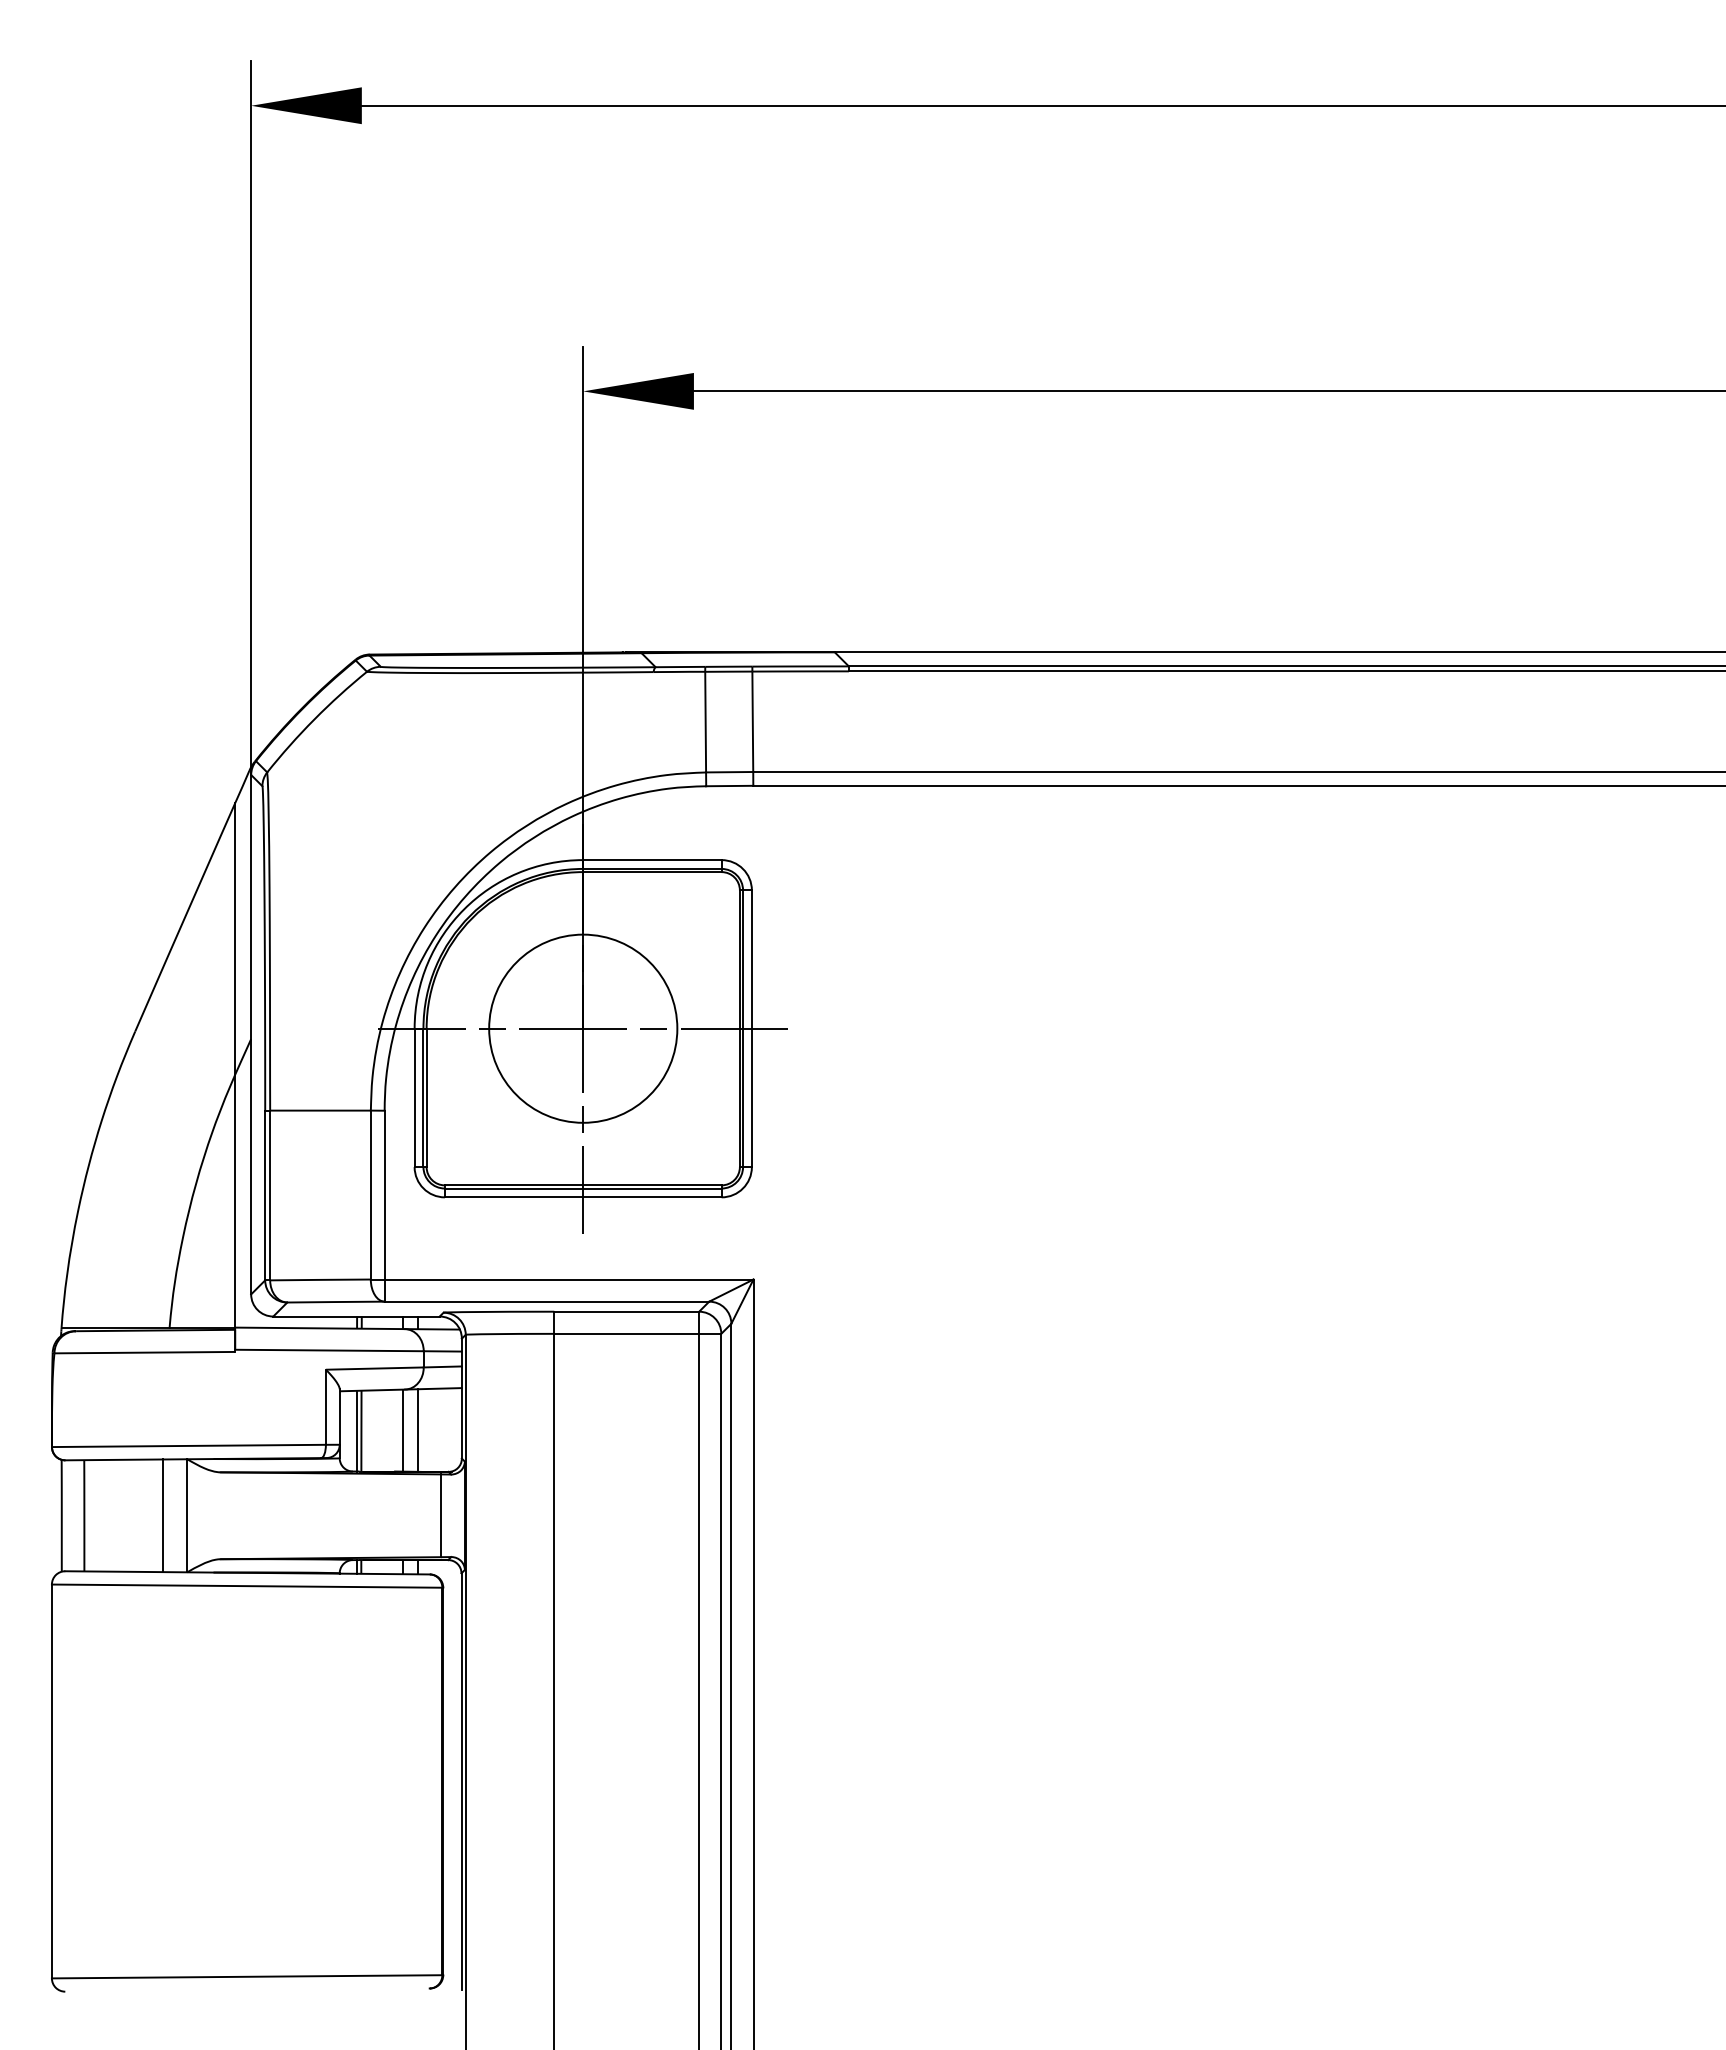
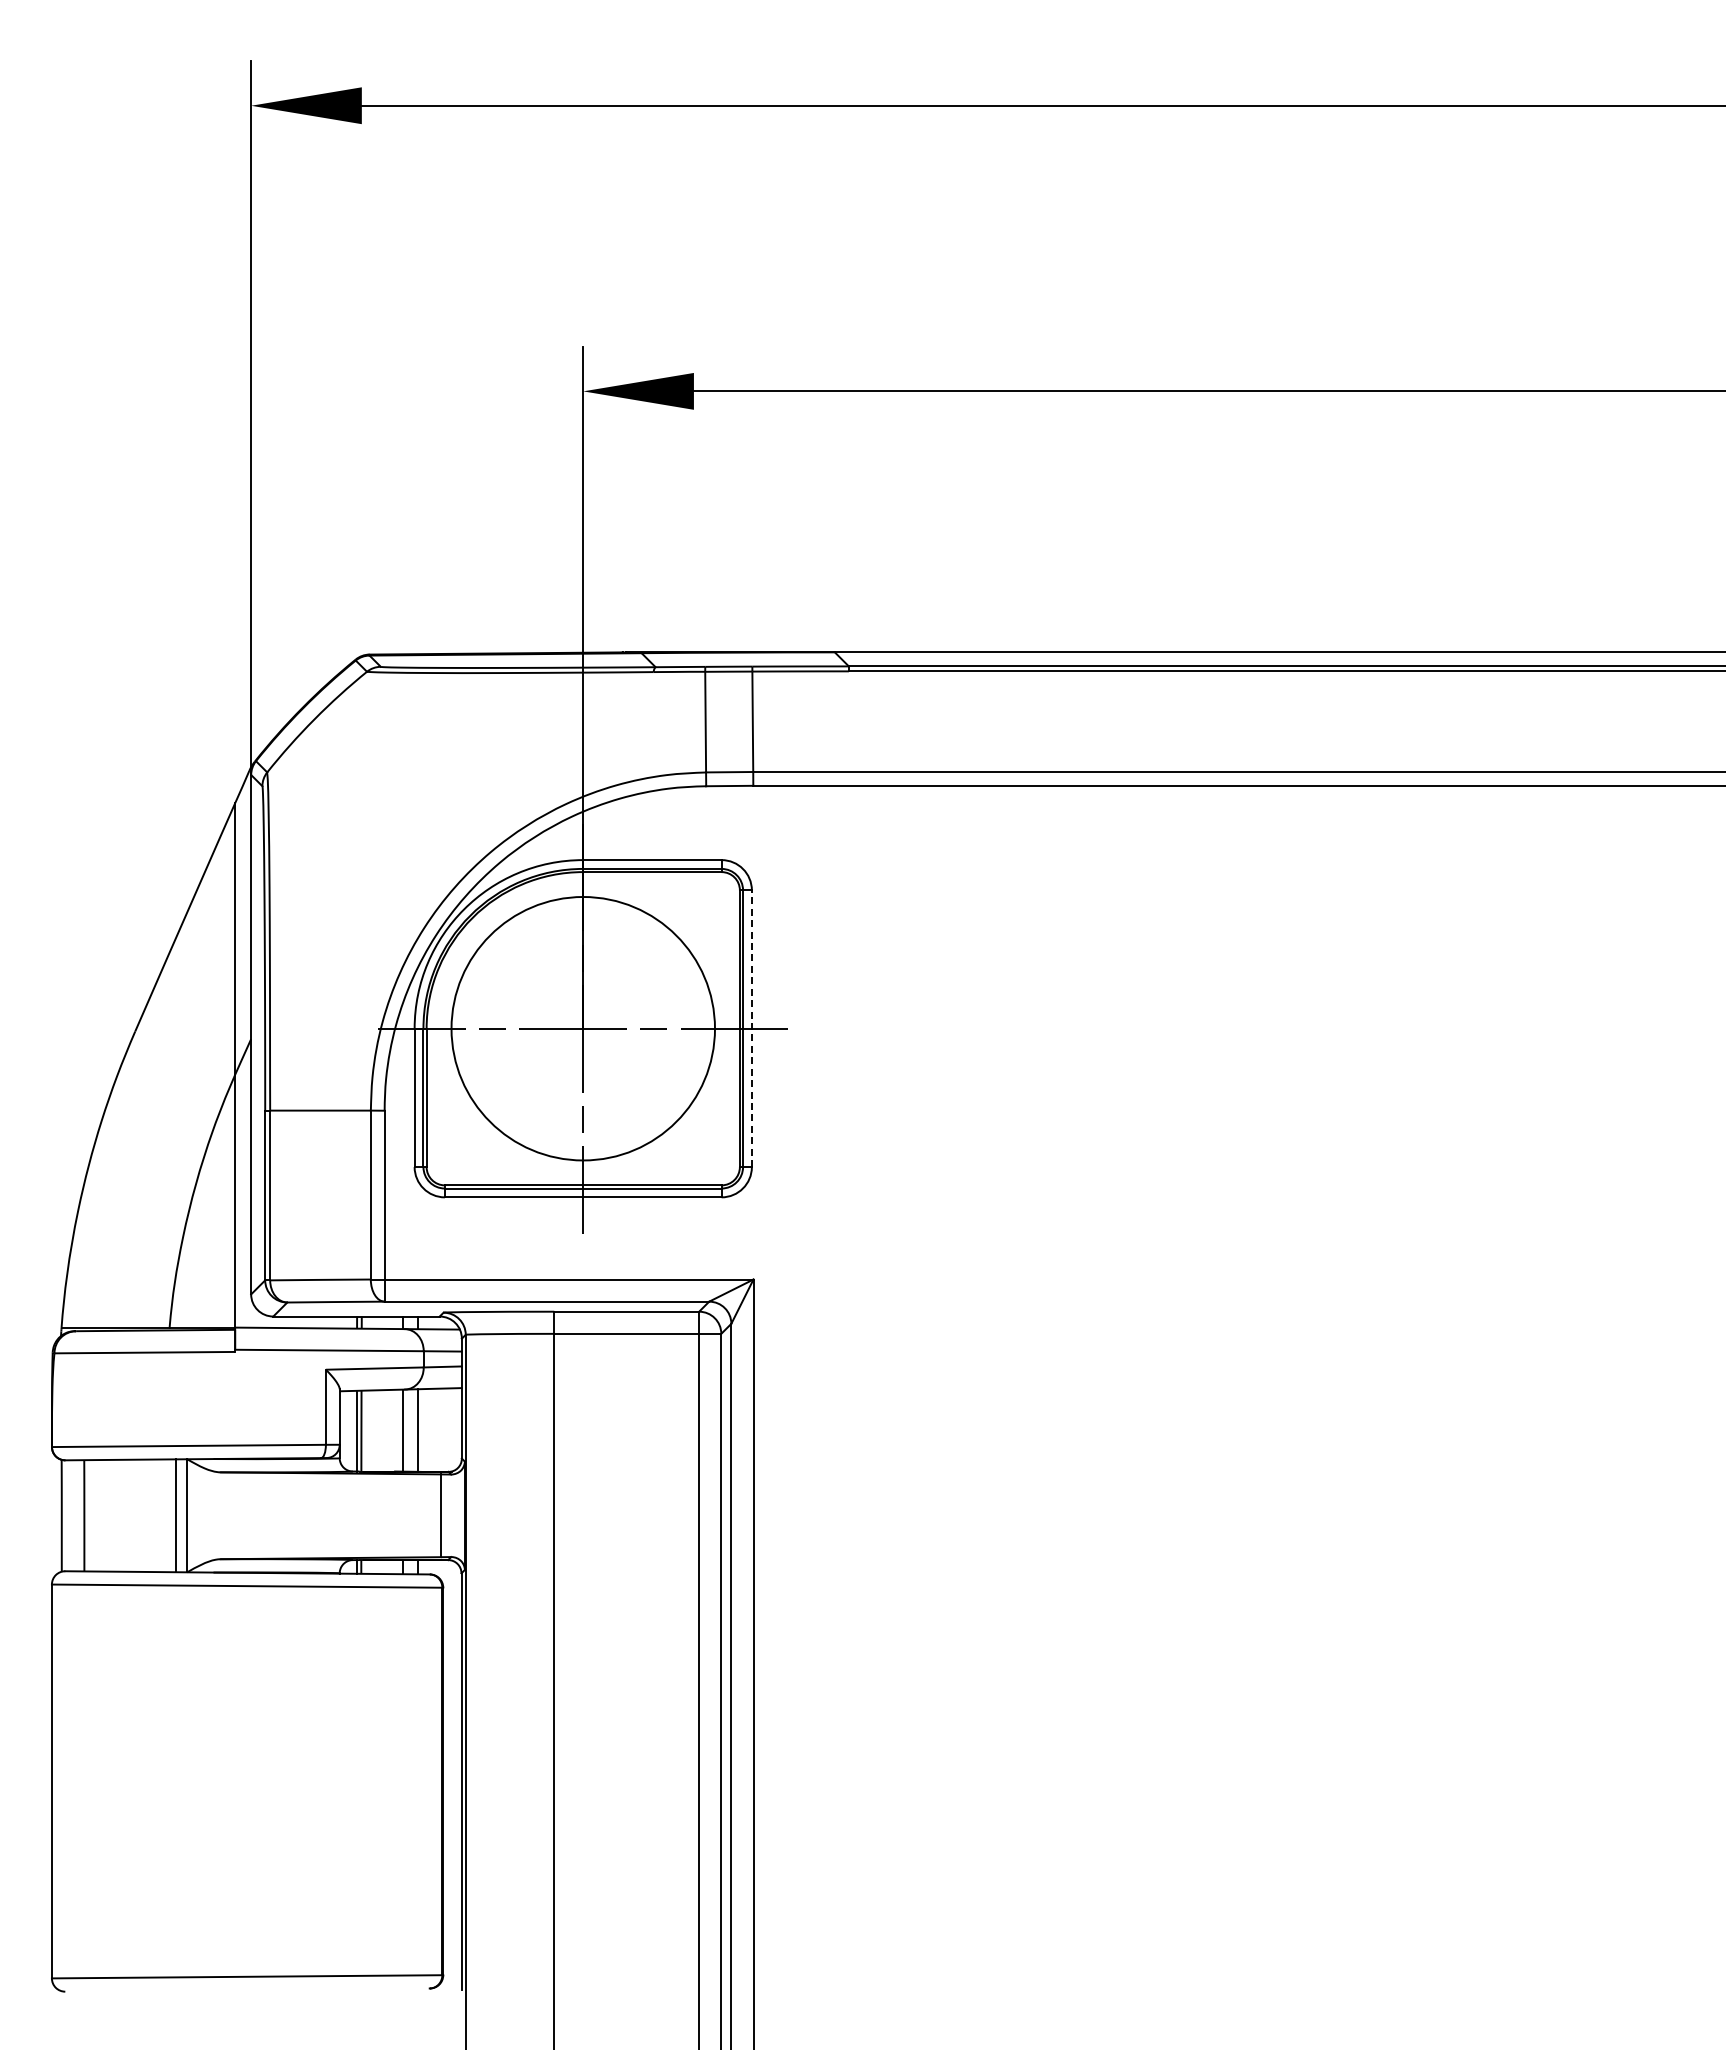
circle diameter: 188 px -> 263 px (582, 1028)
line: solid -> dashed (751, 1028)
line position: (162, 1515) -> (175, 1515) (175, 1515)
